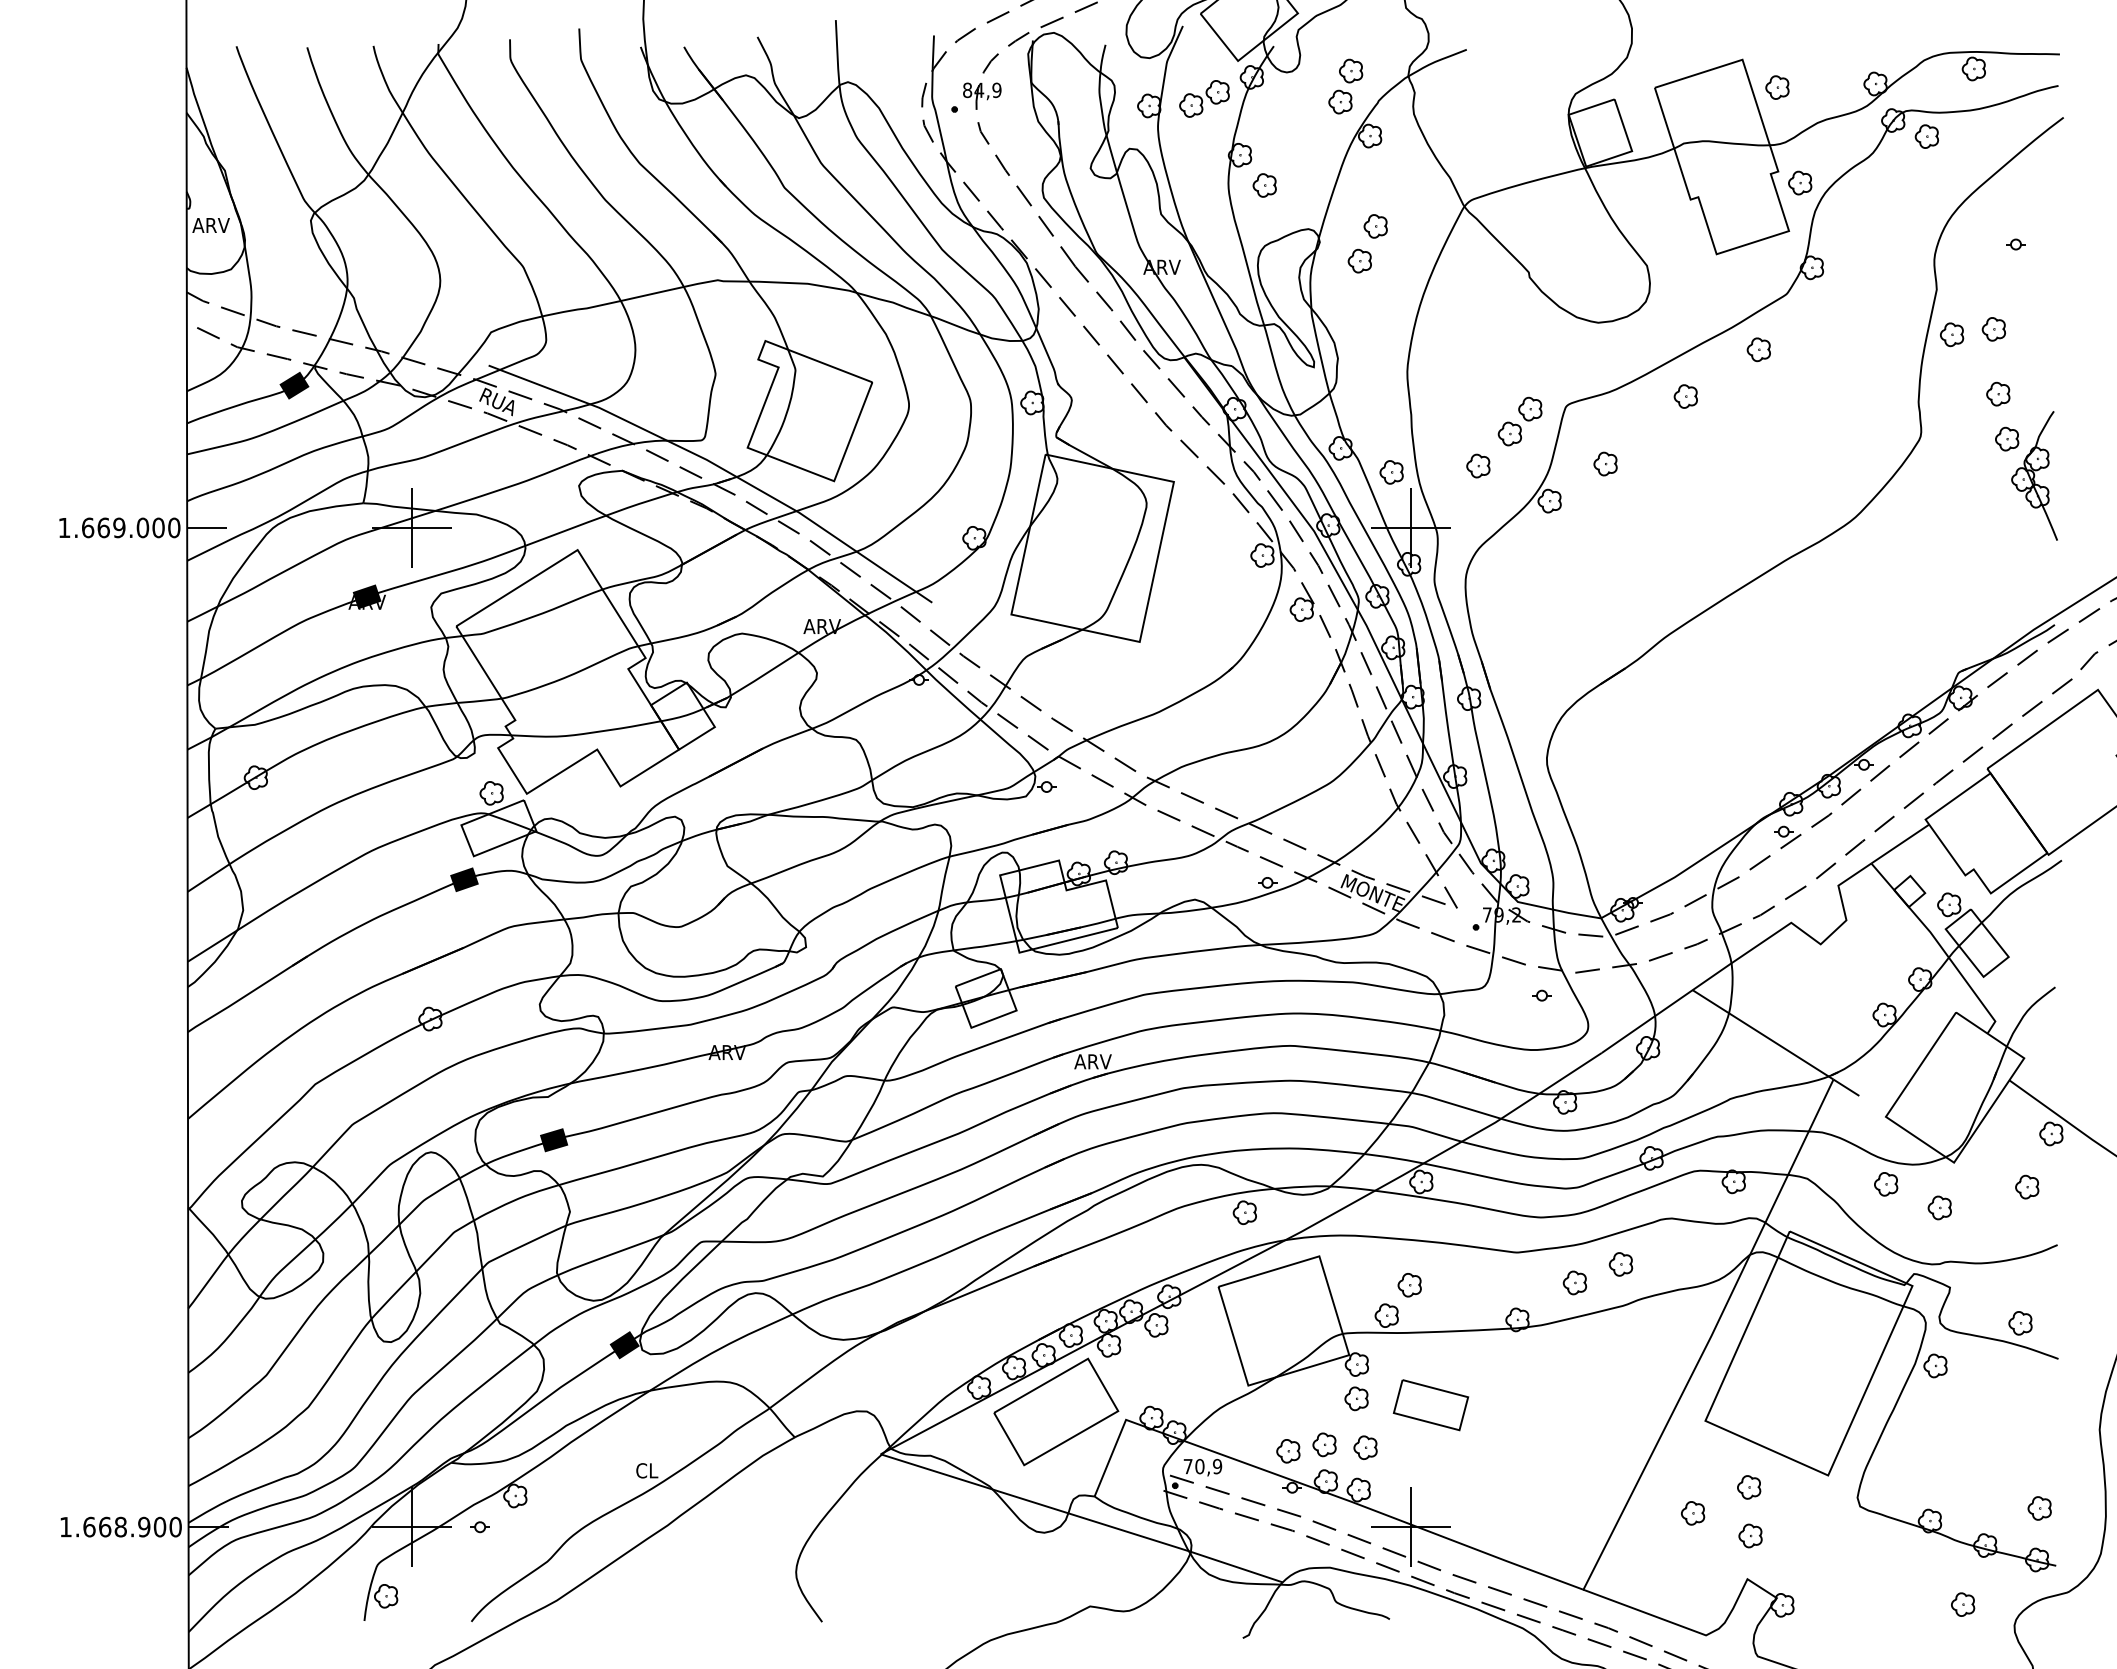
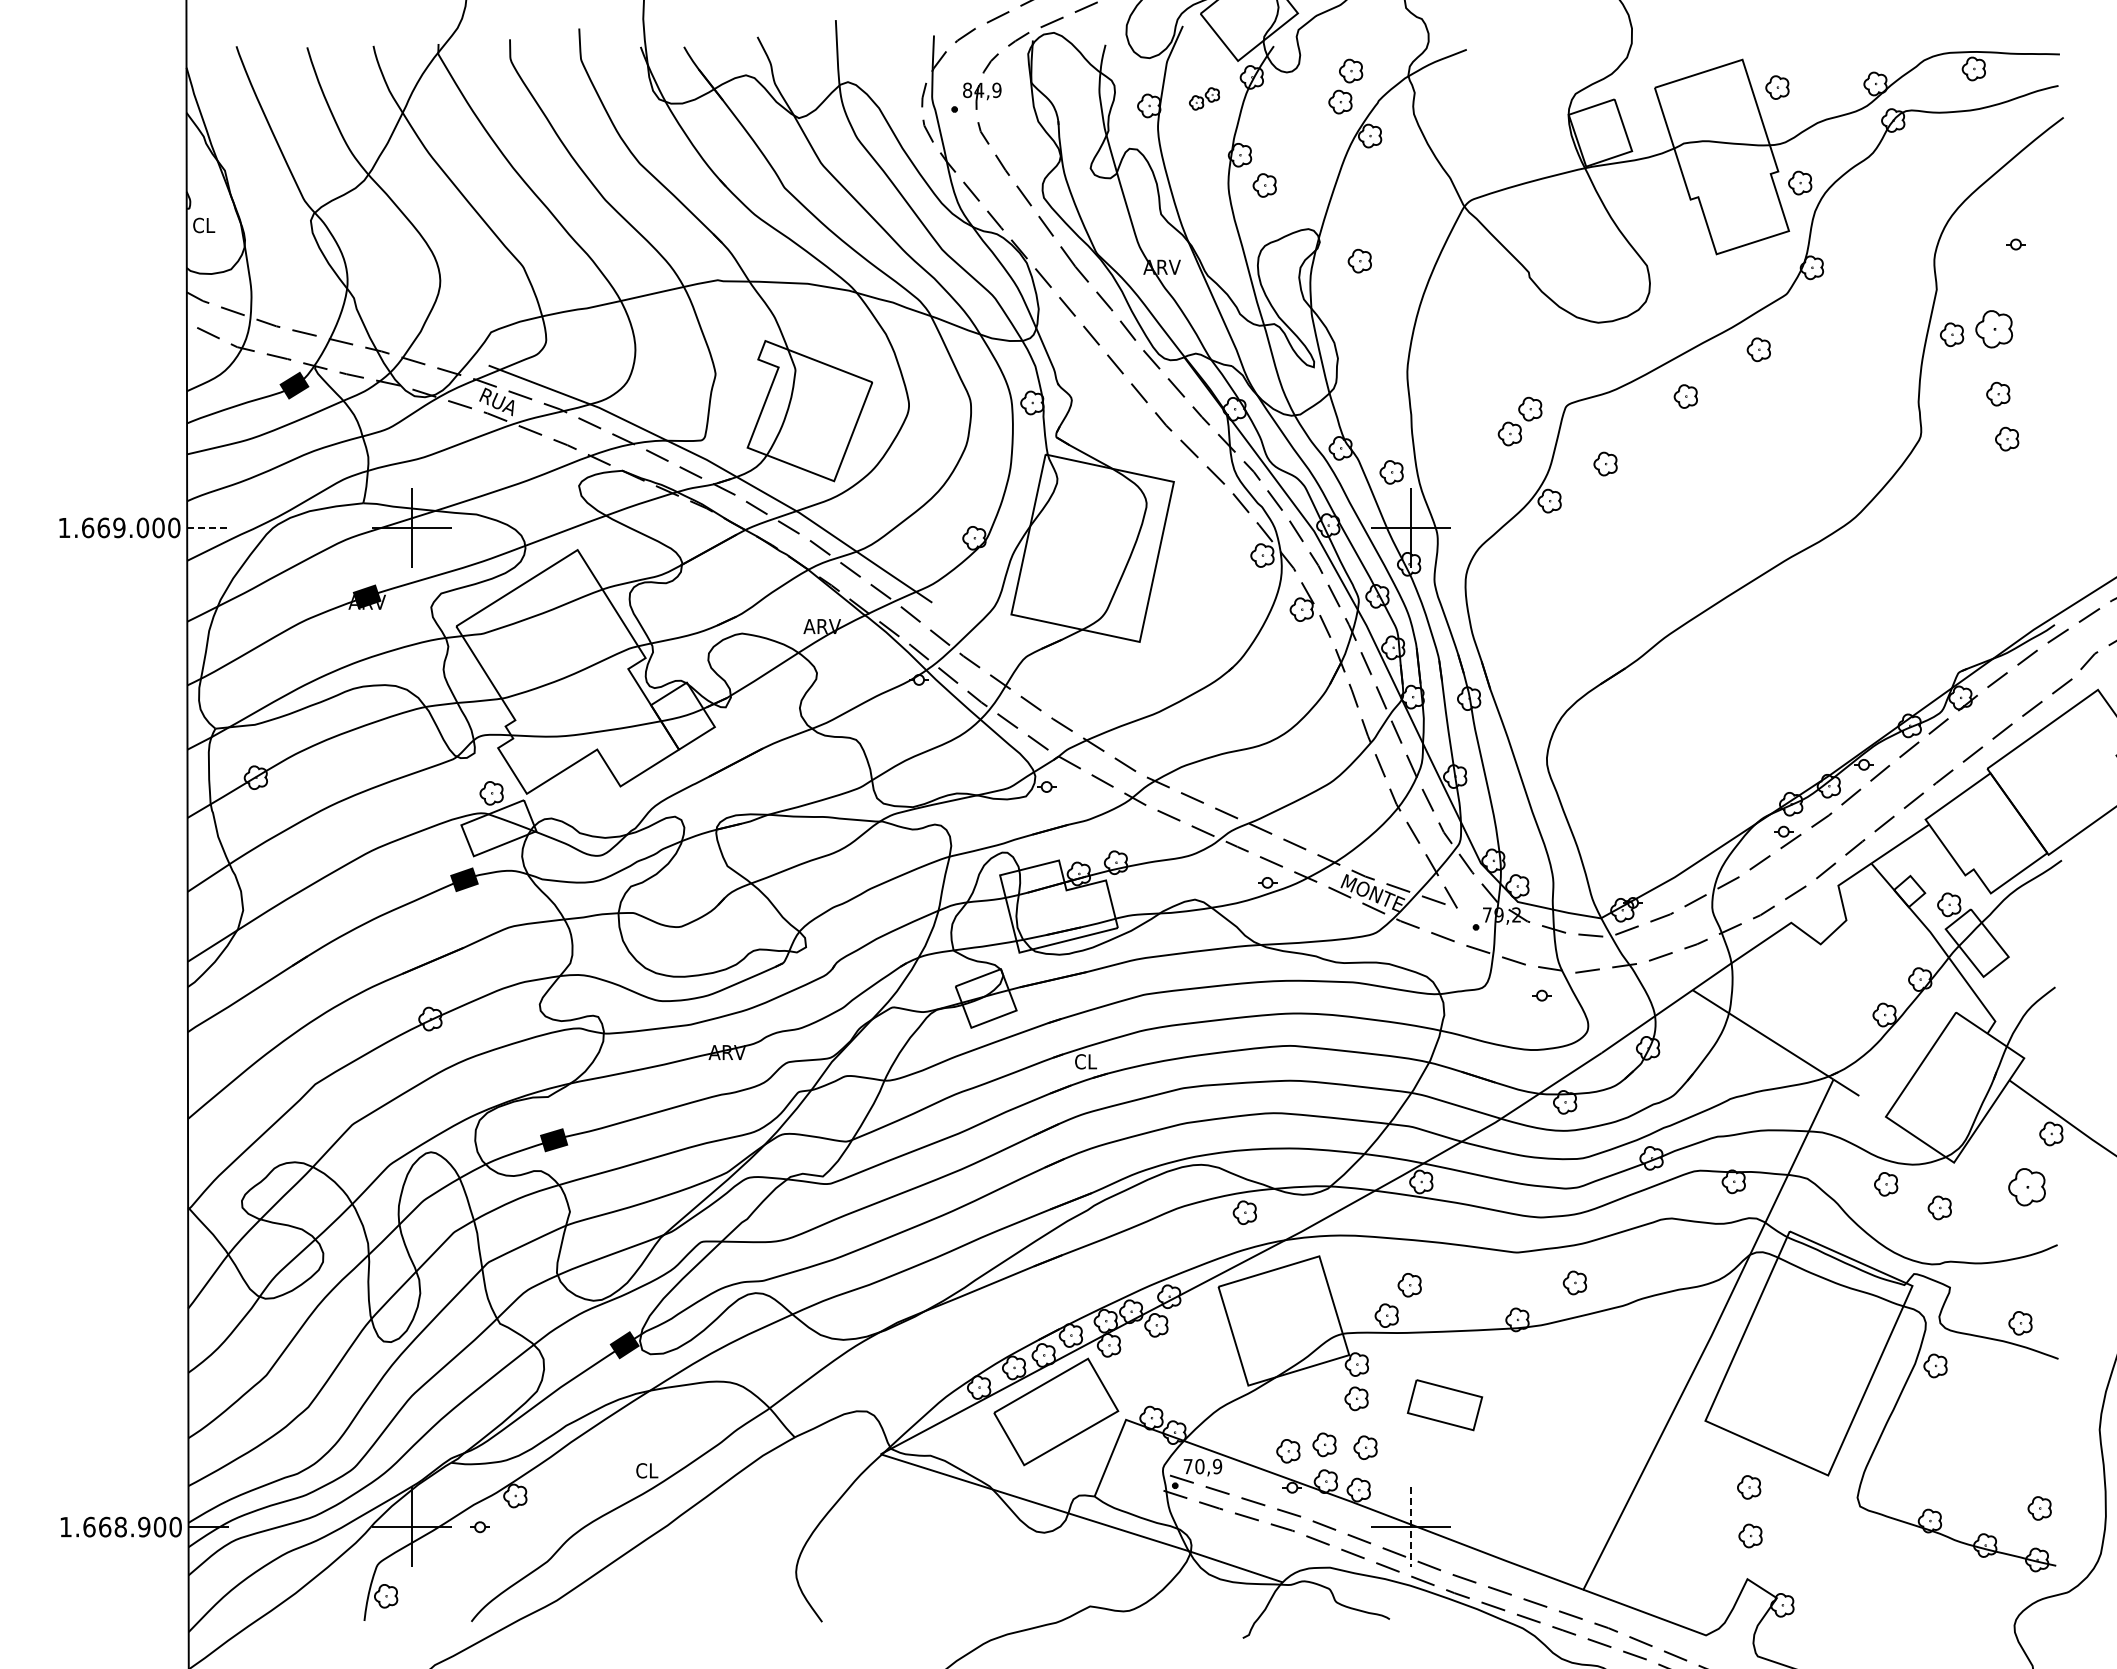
part size: 51x38 px -> 31x24 px (1204, 98)
part: present -> none (1926, 136)
text: ARV -> CL (210, 225)
part: present -> none (1375, 226)
part size: 25x25 px -> 39x39 px (1994, 329)
part: present -> none (1478, 465)
part: present -> none (2034, 475)
line: solid -> dashed (207, 527)
text: ARV -> CL (1092, 1061)
part size: 25x26 px -> 38x39 px (2026, 1187)
part: present -> none (1620, 1264)
part position: (1430, 1405) -> (1444, 1405) (1444, 1405)
part: present -> none (1693, 1513)
line: solid -> dashed (1411, 1527)
part: present -> none (1963, 1604)
